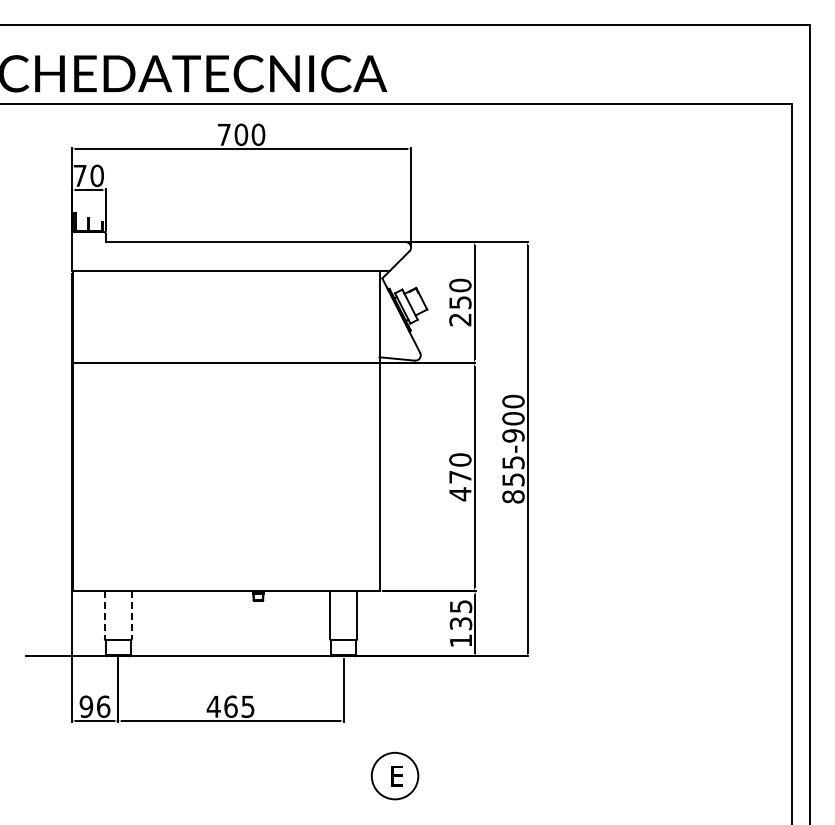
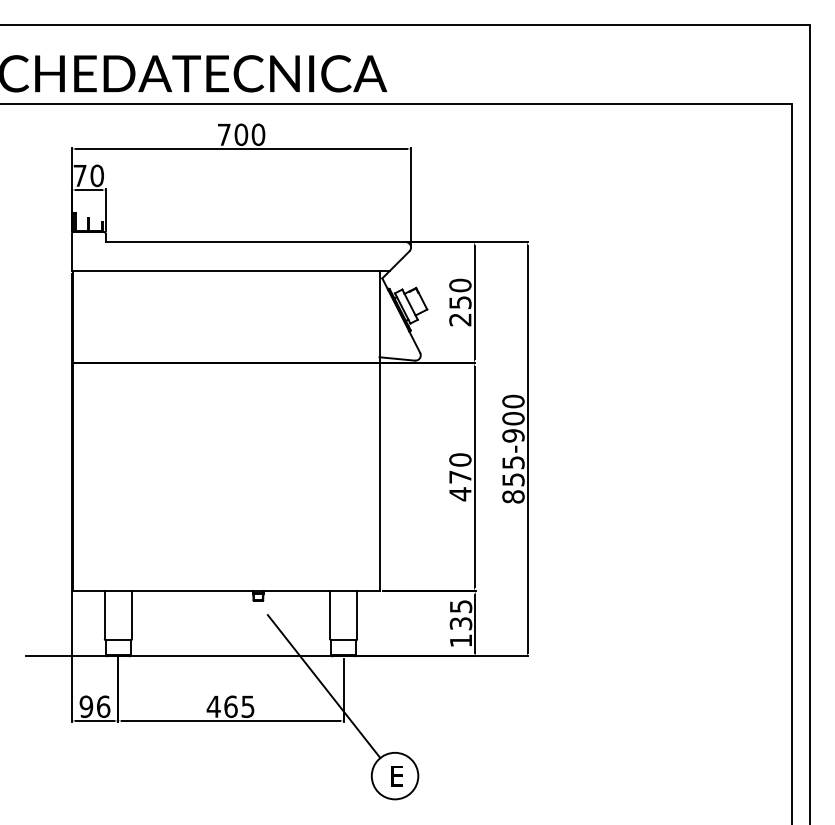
line: dashed -> solid (104, 615)
line: dashed -> solid (131, 615)
line: none -> present (323, 686)
